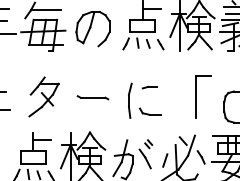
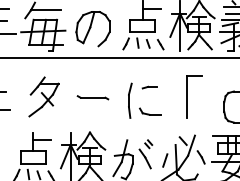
line: none -> present (119, 57)
part position: (196, 96) -> (187, 96) (187, 96)
